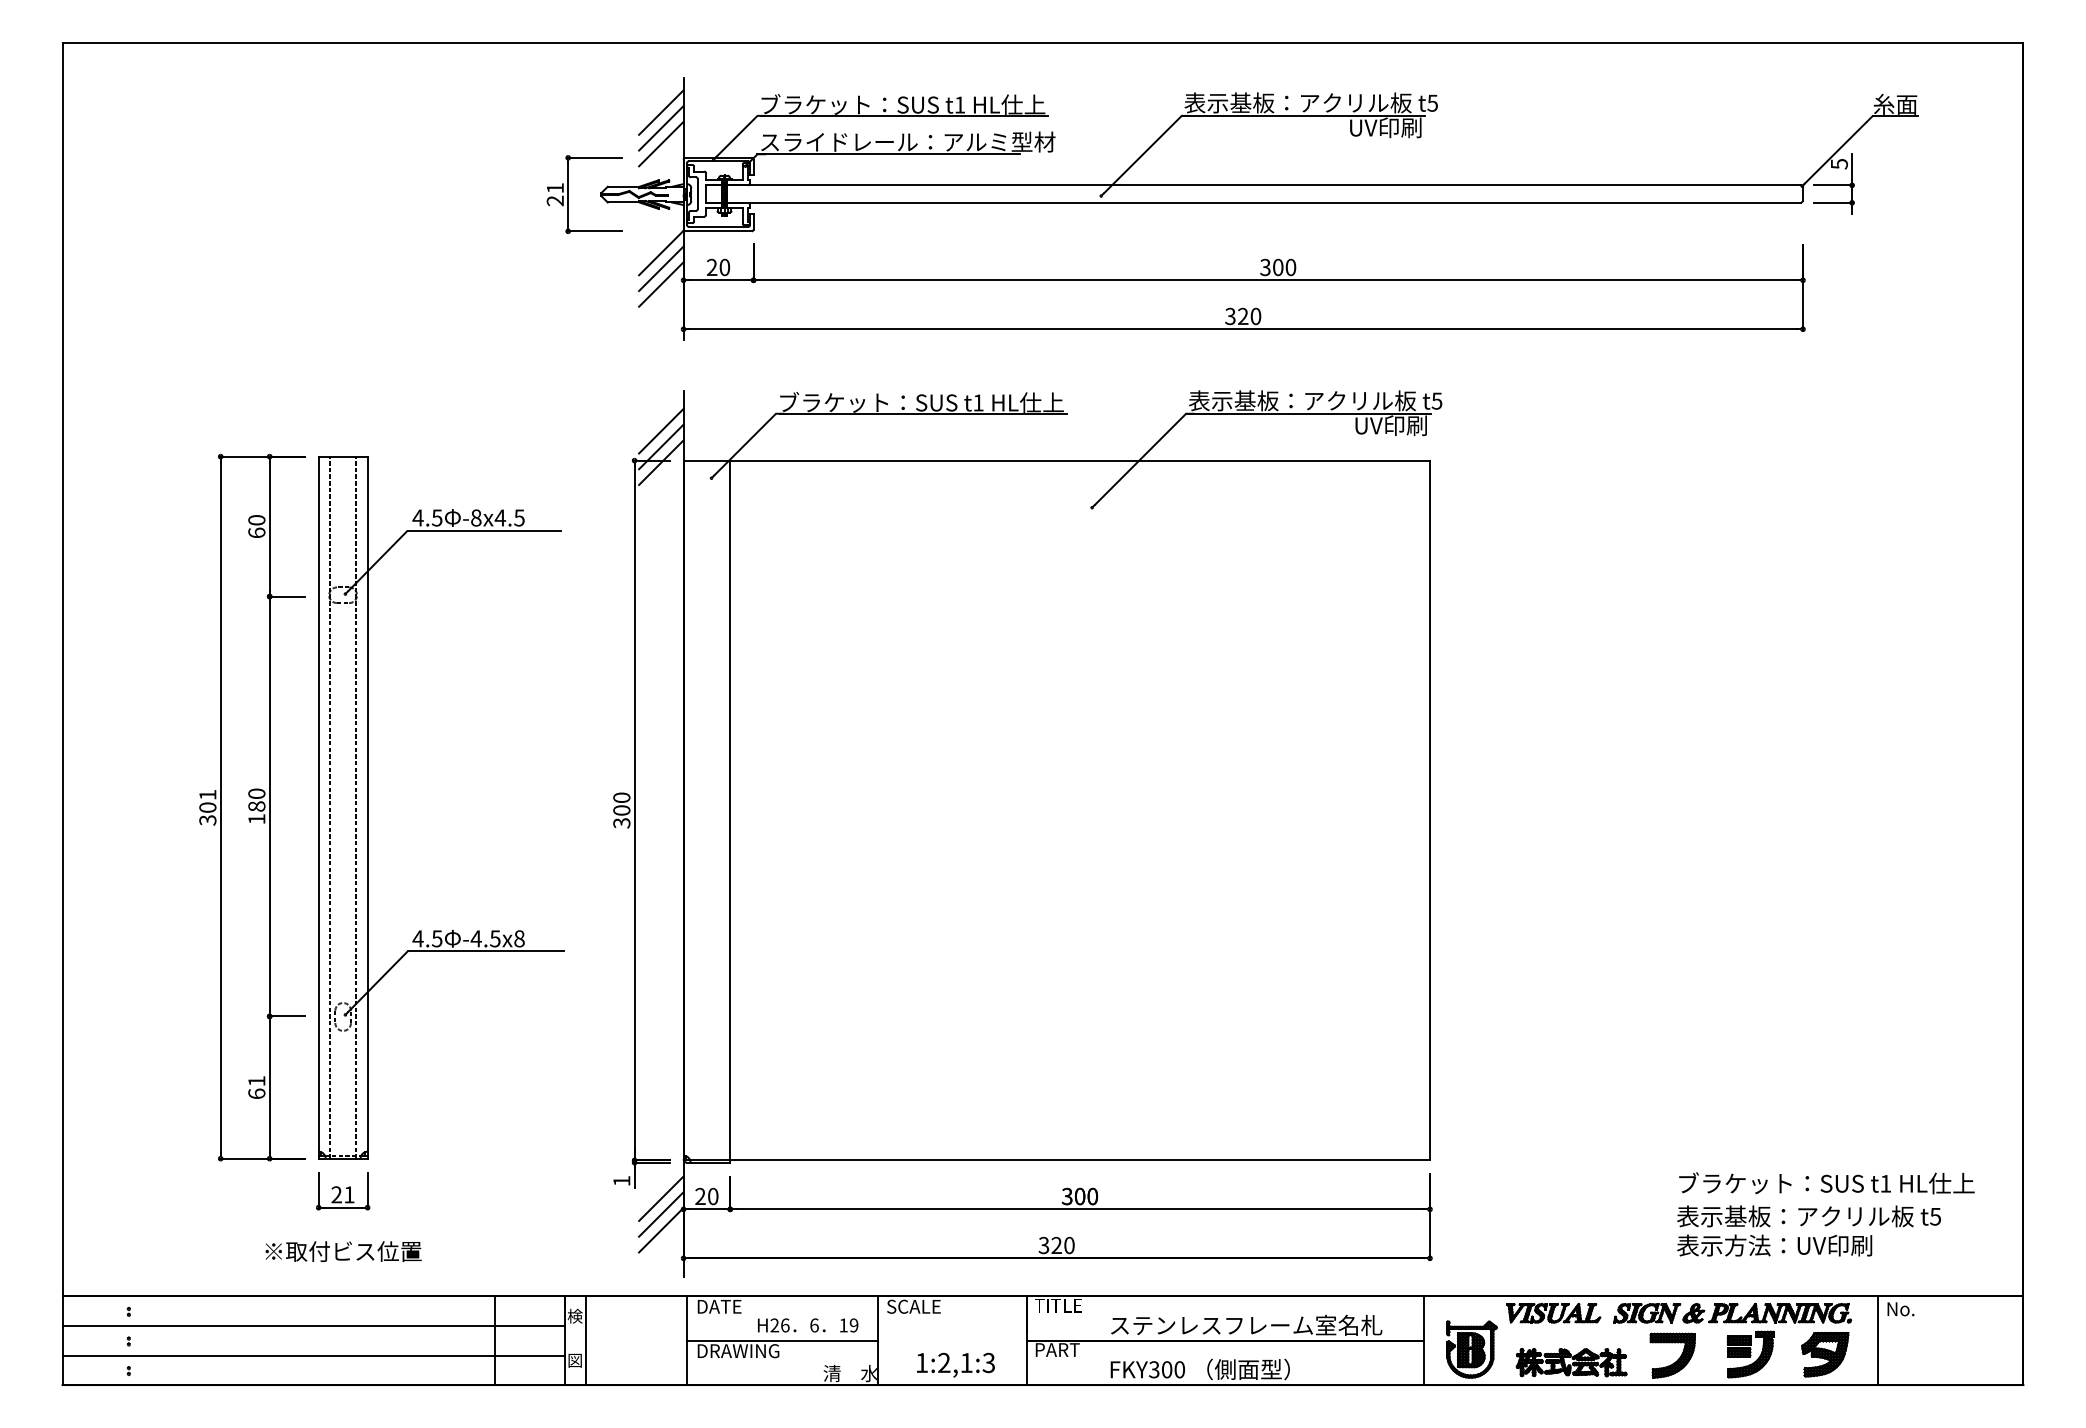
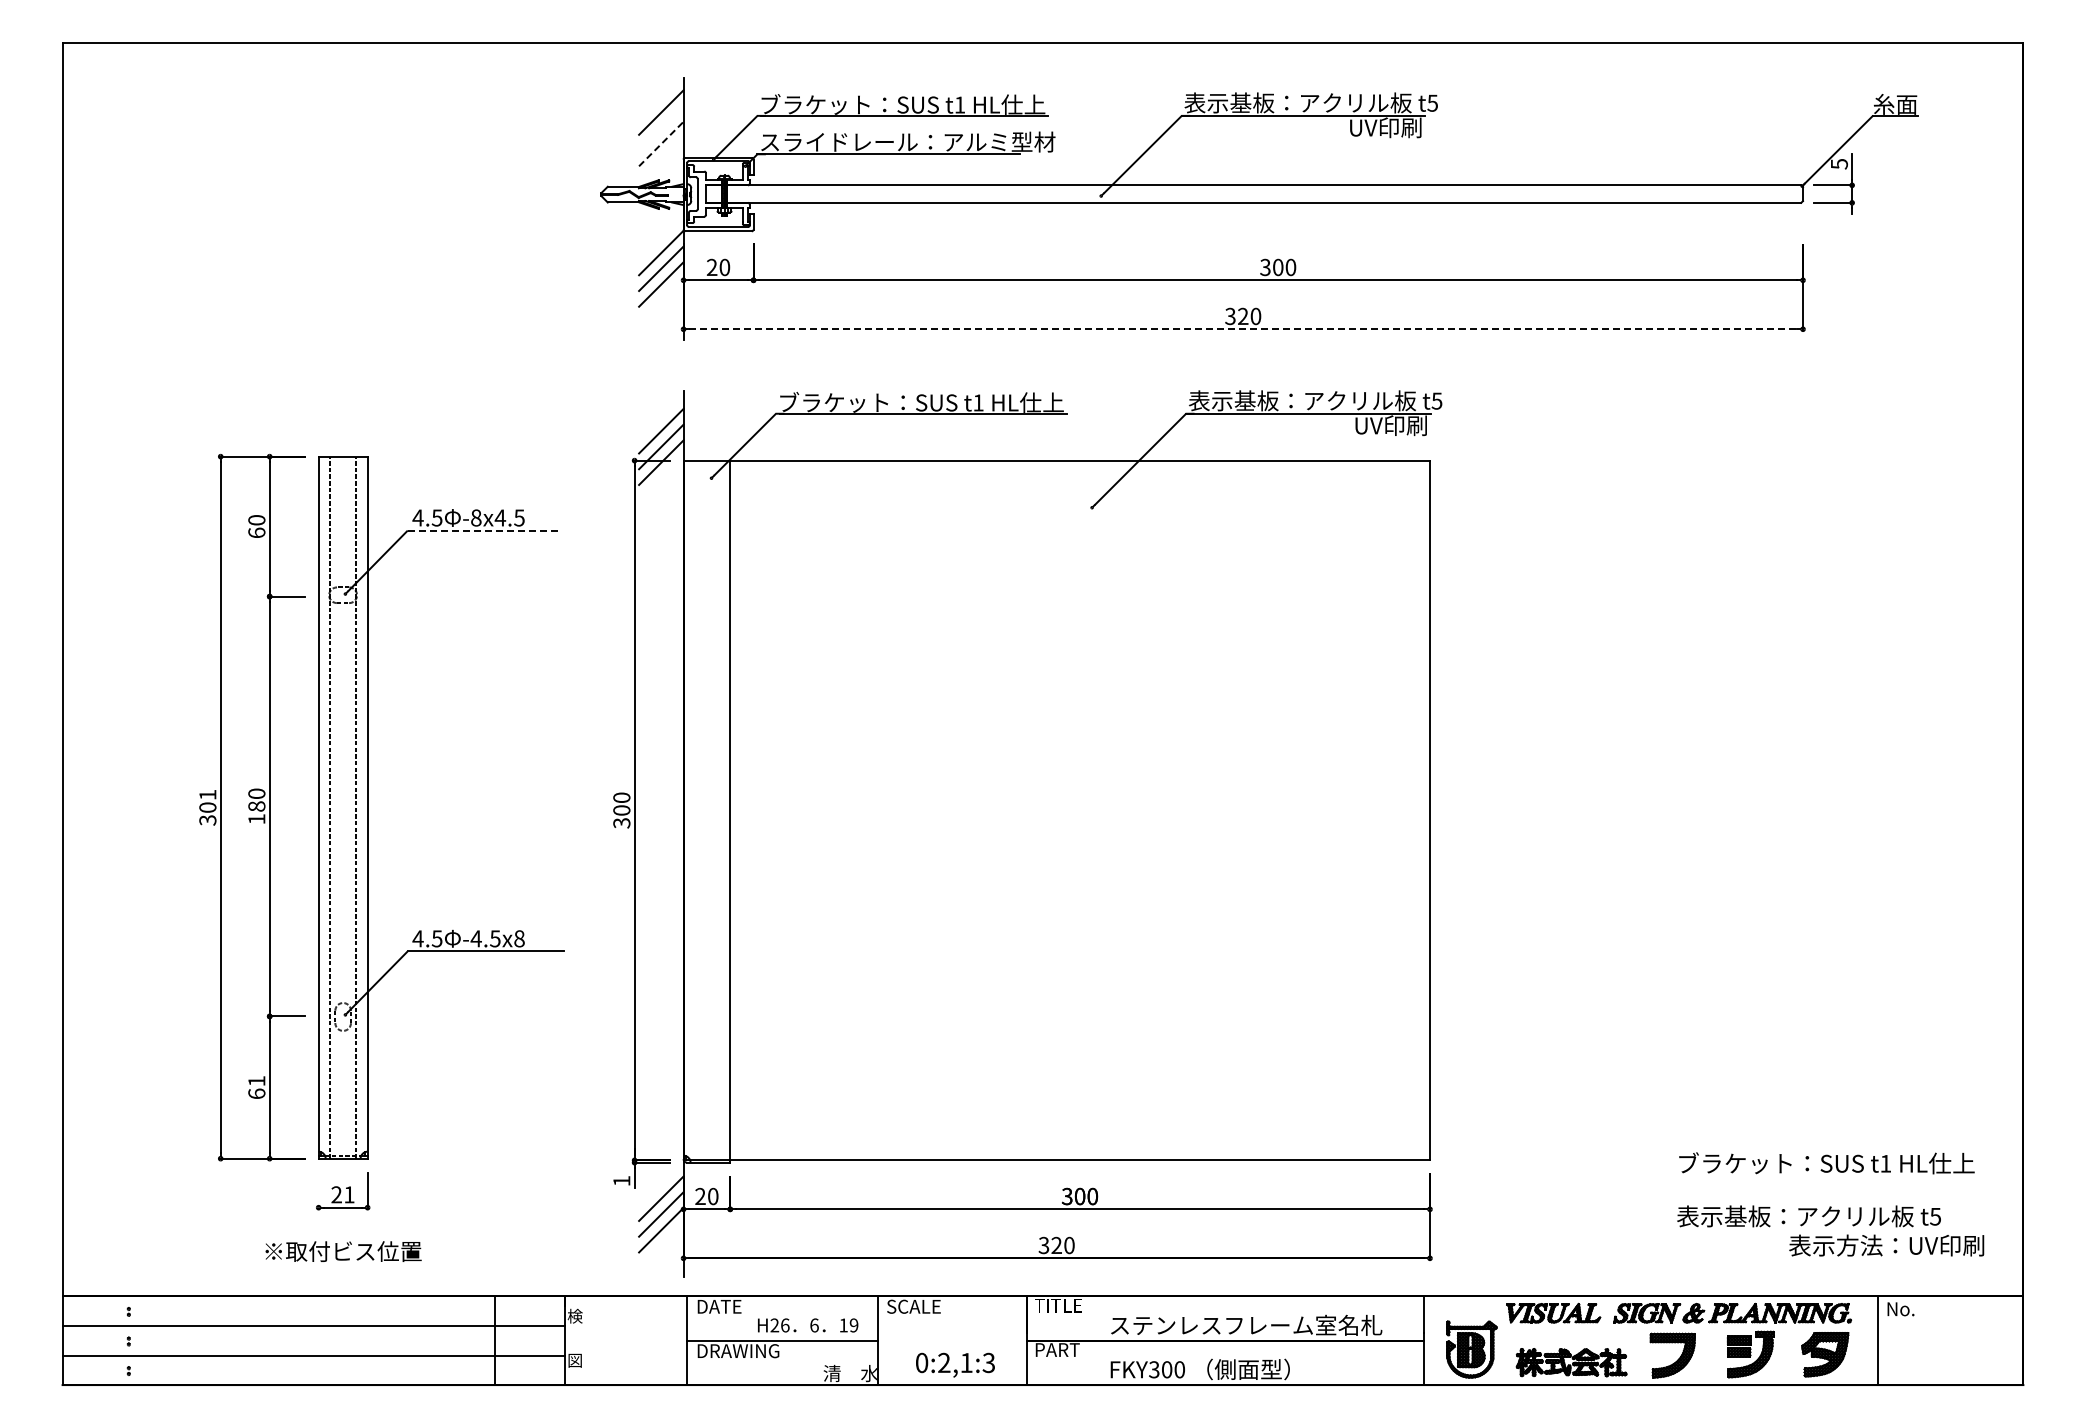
line: present -> none (661, 128)
line: solid -> dashed (661, 143)
part: present -> none (568, 194)
line: solid -> dashed (1243, 329)
line: solid -> dashed (484, 530)
text position: (1826, 1183) -> (1826, 1163) (1826, 1163)
line: present -> none (318, 1189)
text position: (1774, 1245) -> (1886, 1245) (1886, 1245)
line: present -> none (585, 1340)
text: 1:2,1:3 -> 0:2,1:3 (922, 1362)
